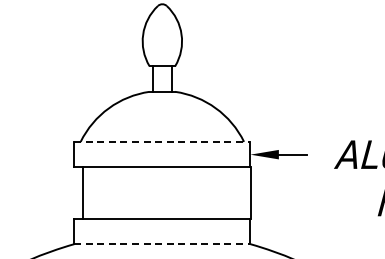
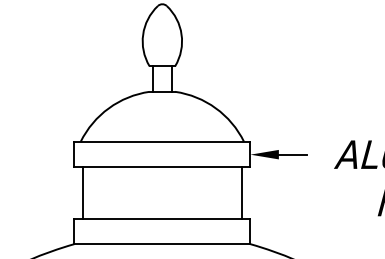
line: dashed -> solid (162, 141)
line position: (250, 192) -> (241, 192) (241, 192)
line: dashed -> solid (162, 244)
